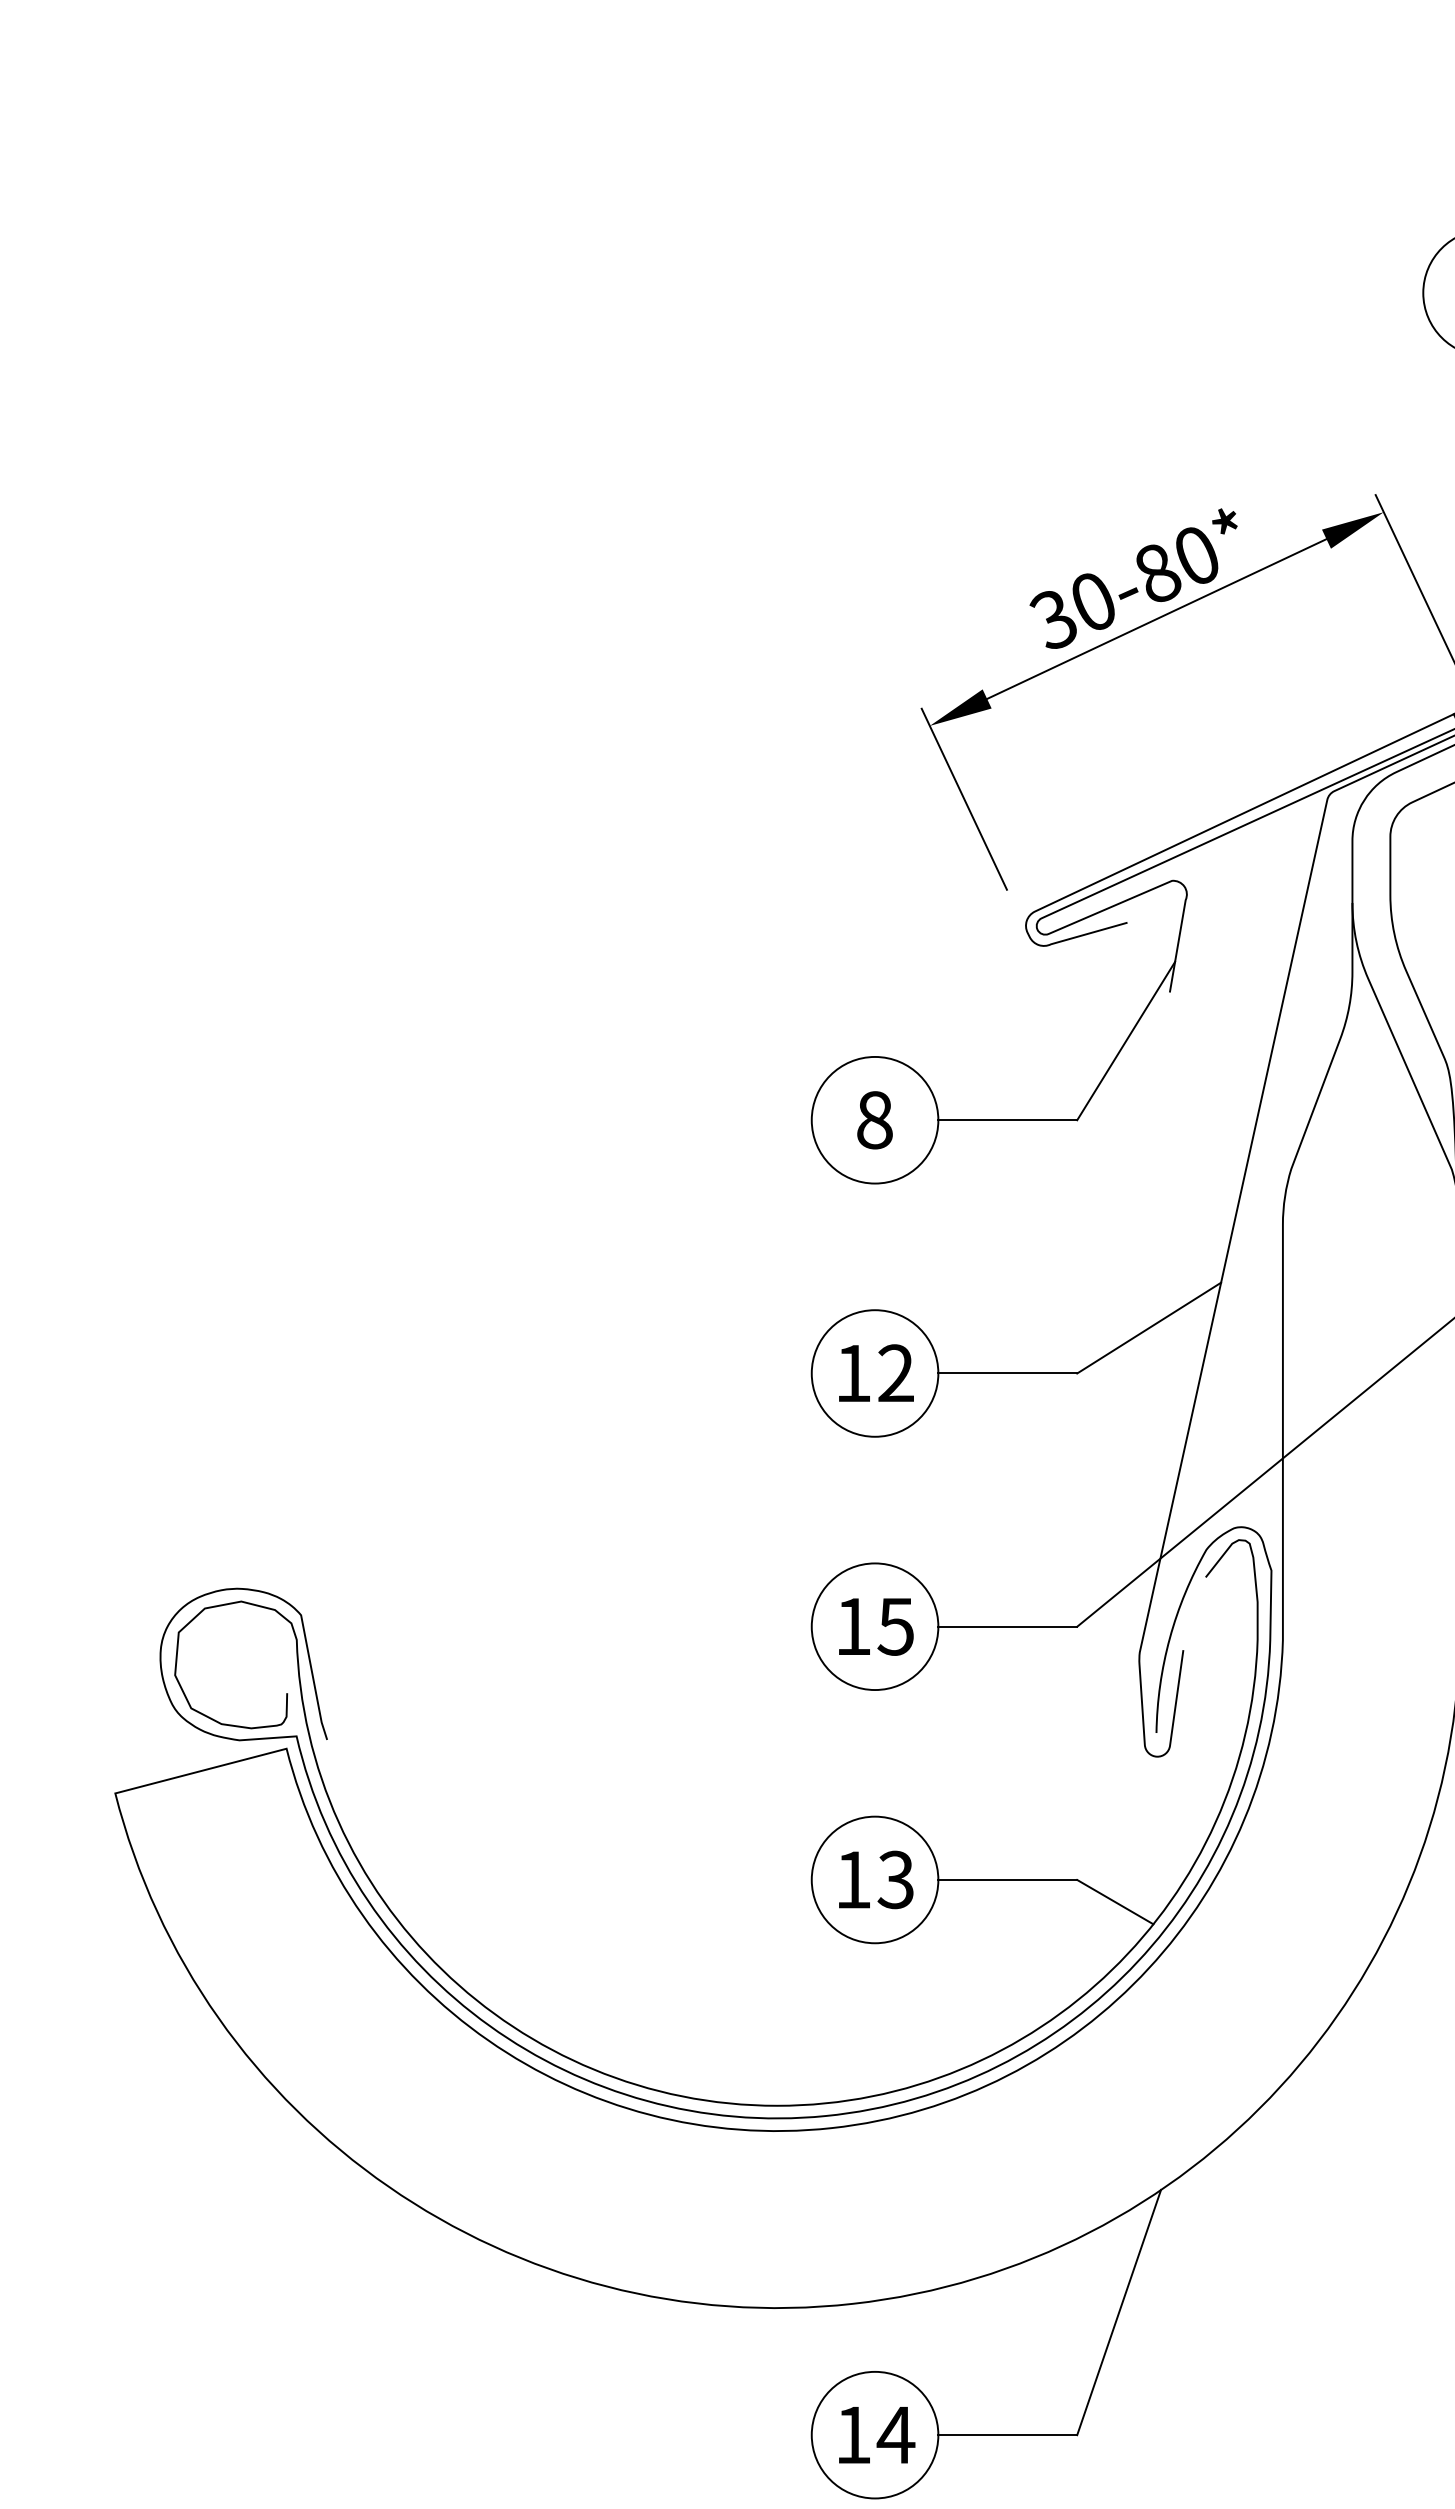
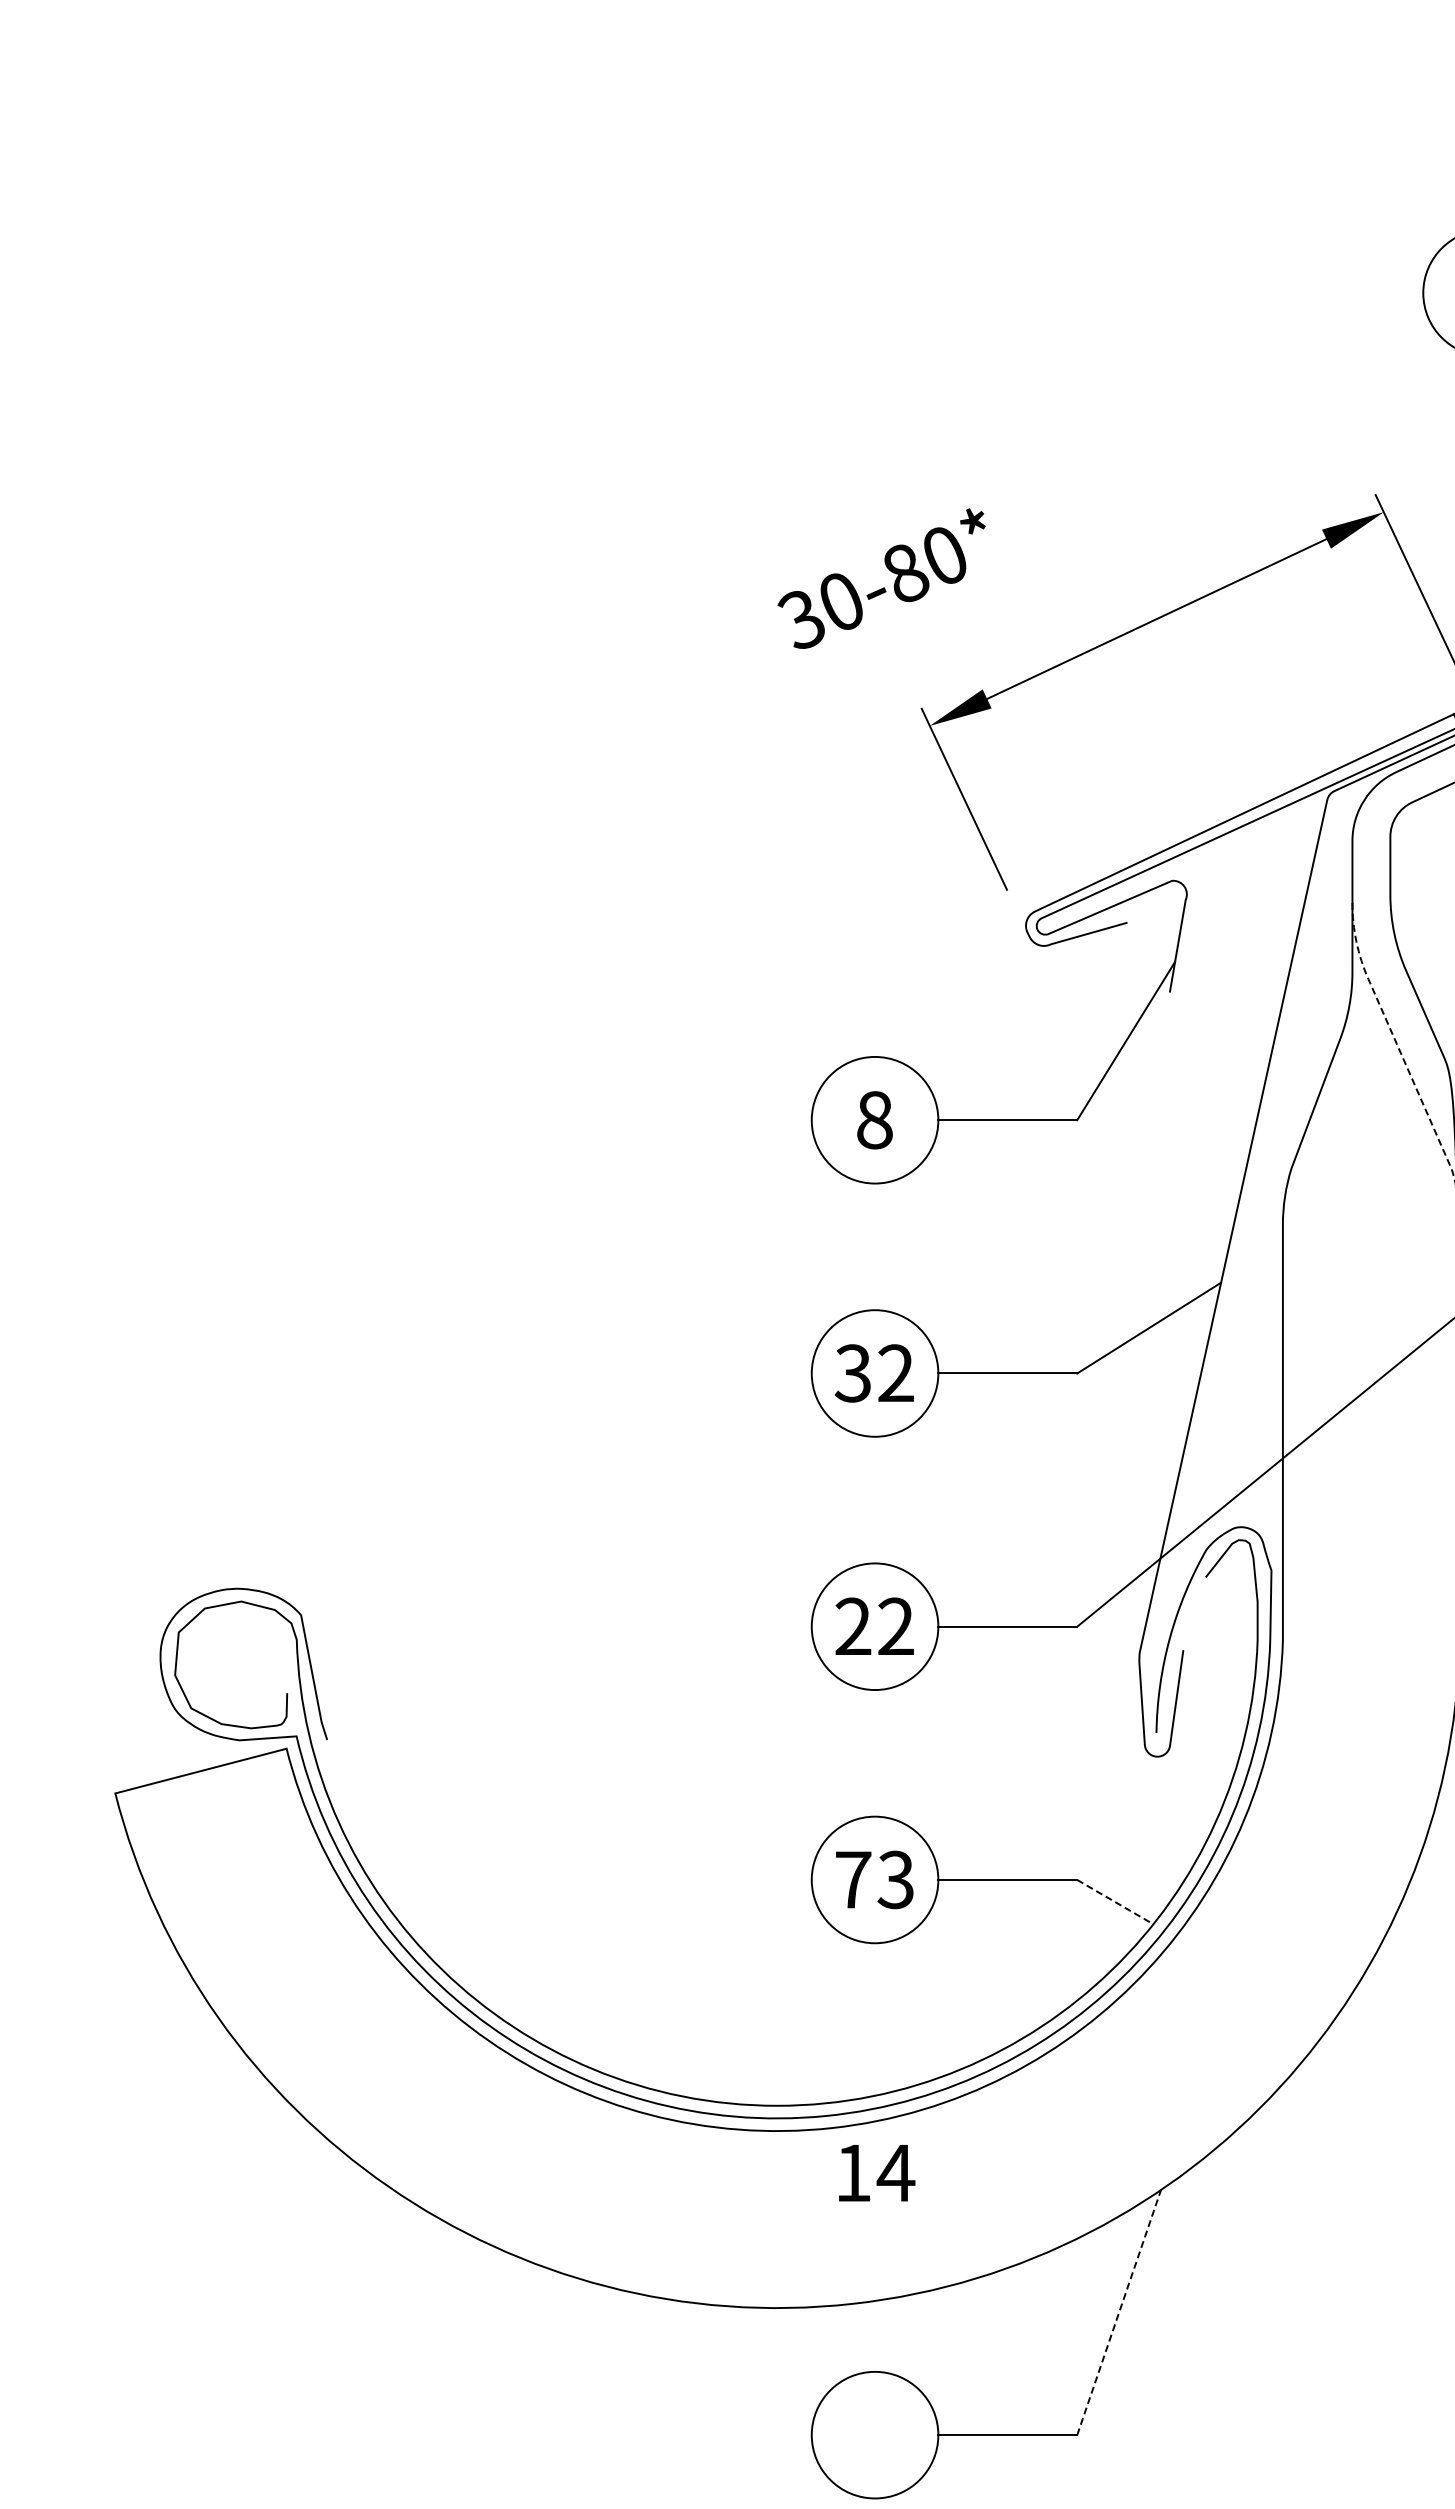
text position: (1133, 578) -> (881, 578) (881, 578)
line: solid -> dashed (1395, 1041)
text: 12 -> 32 (852, 1373)
text: 15 -> 22 (874, 1626)
text: 13 -> 73 (853, 1879)
line: solid -> dashed (1115, 1902)
line: solid -> dashed (1119, 2312)
text position: (877, 2435) -> (877, 2173) (877, 2173)
